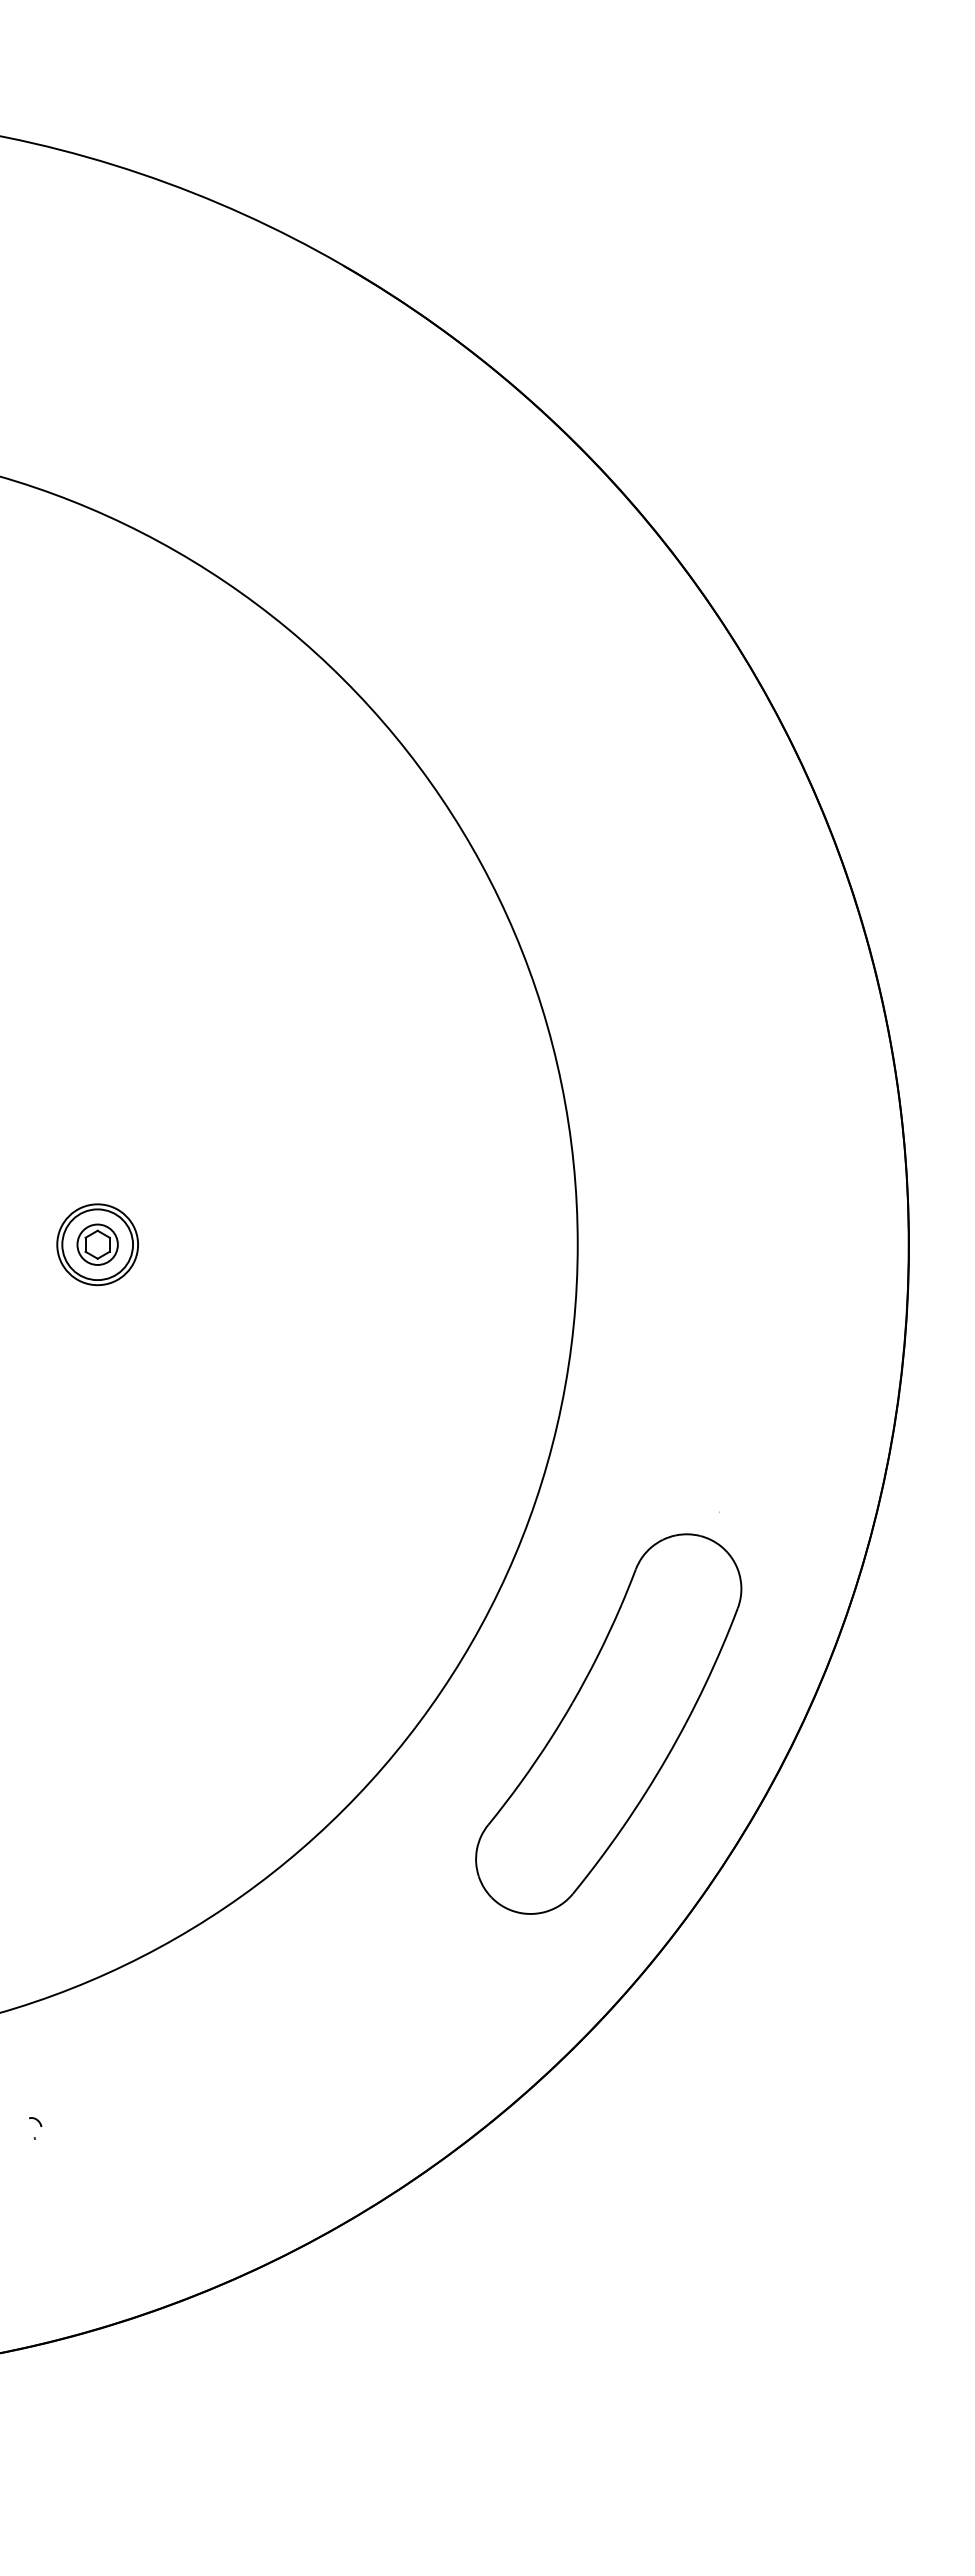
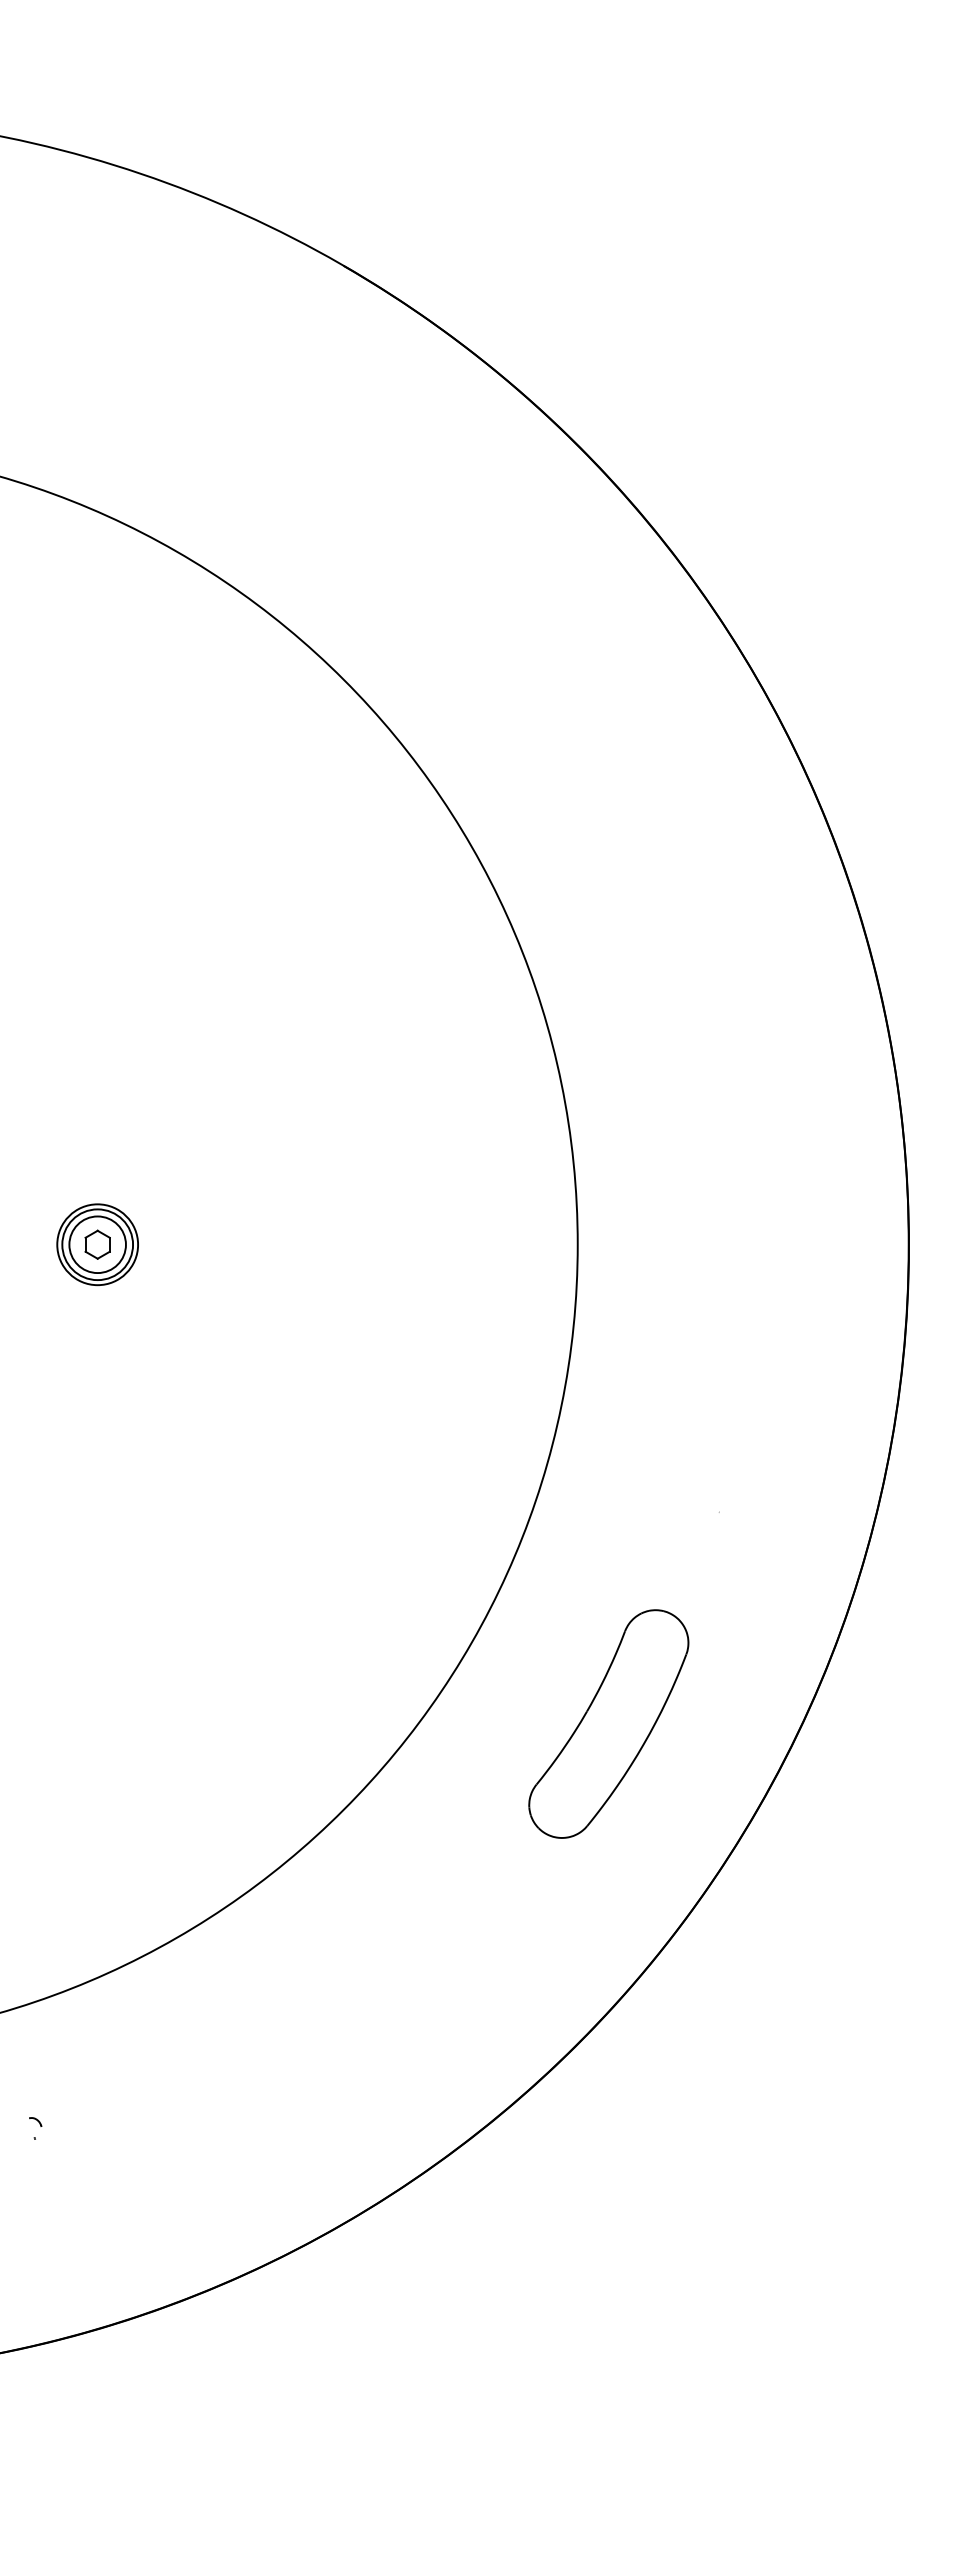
circle diameter: 40 px -> 57 px (97, 1244)
part size: 268x382 px -> 162x230 px (608, 1723)
